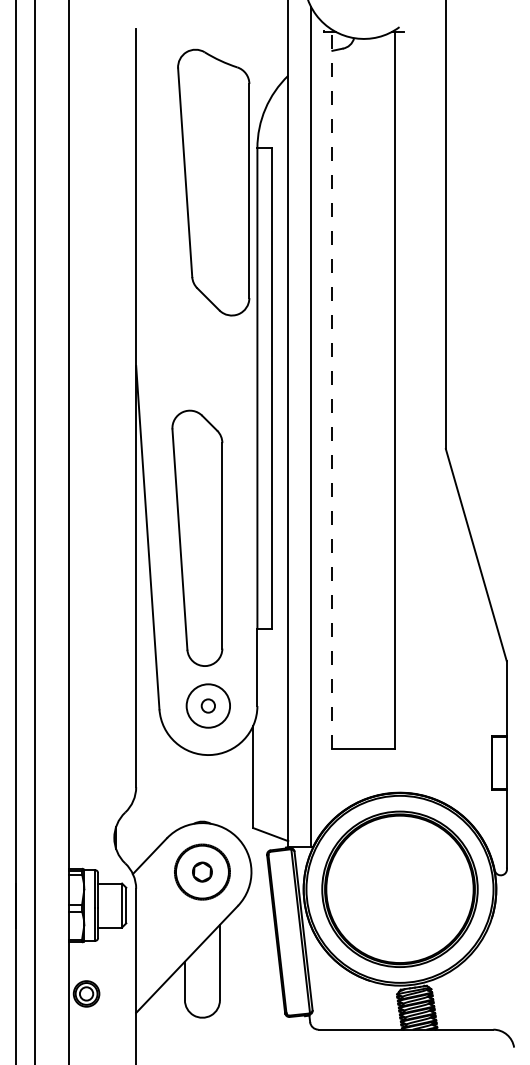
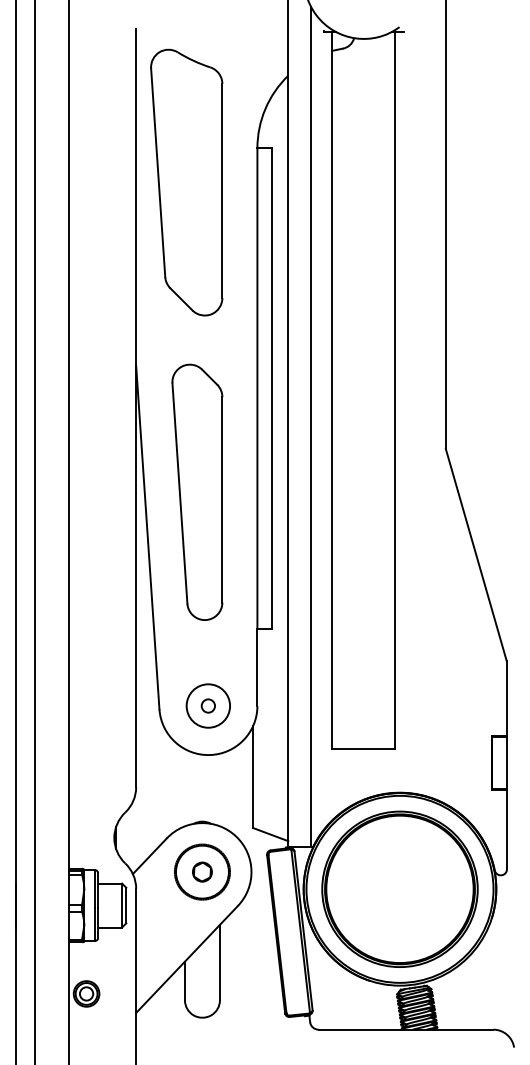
part position: (213, 182) -> (186, 182) (186, 182)
line: dashed -> solid (332, 390)
part position: (197, 537) -> (197, 491) (197, 491)
